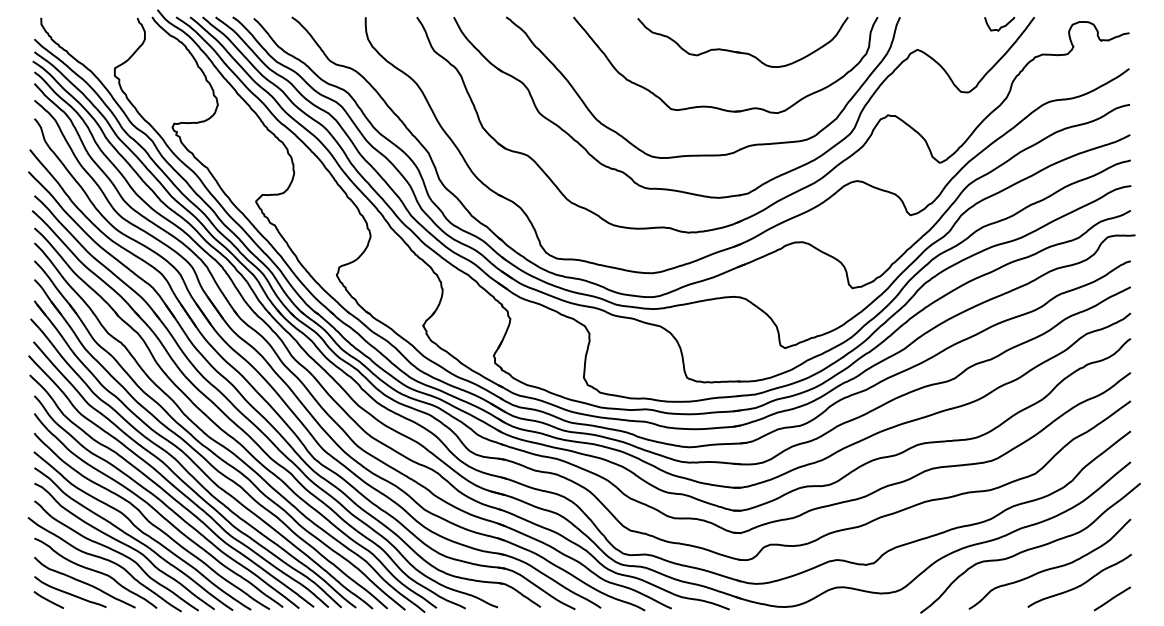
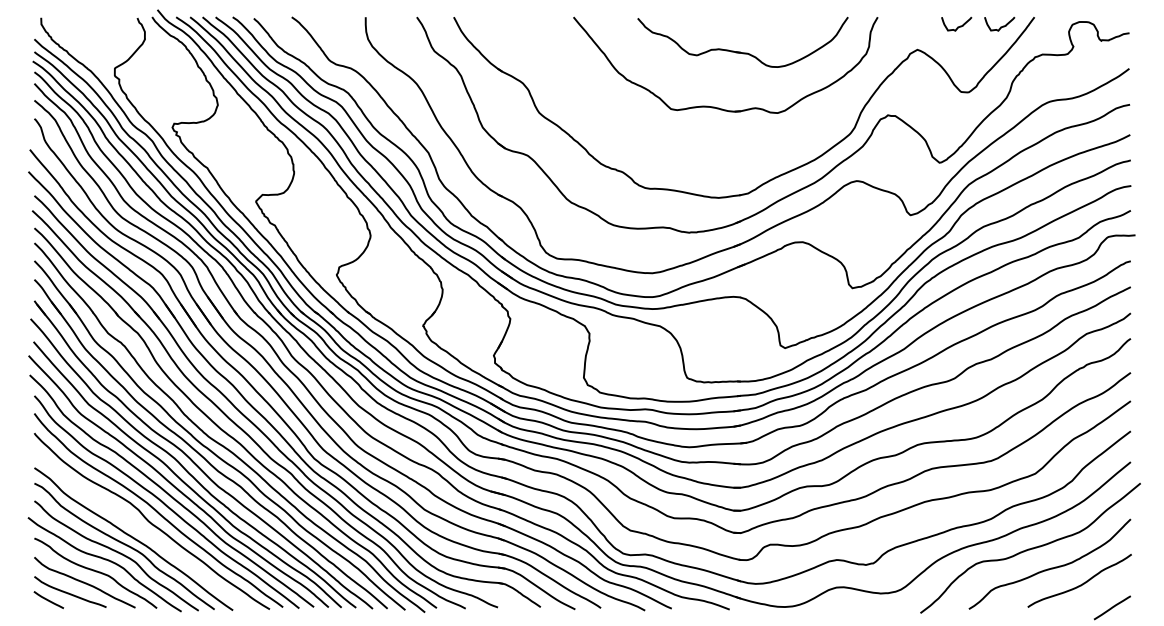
curve: none -> present (957, 26)
part: present -> none (703, 154)
curve: present -> none (141, 530)
line position: (1112, 598) -> (1112, 607) (1112, 607)
